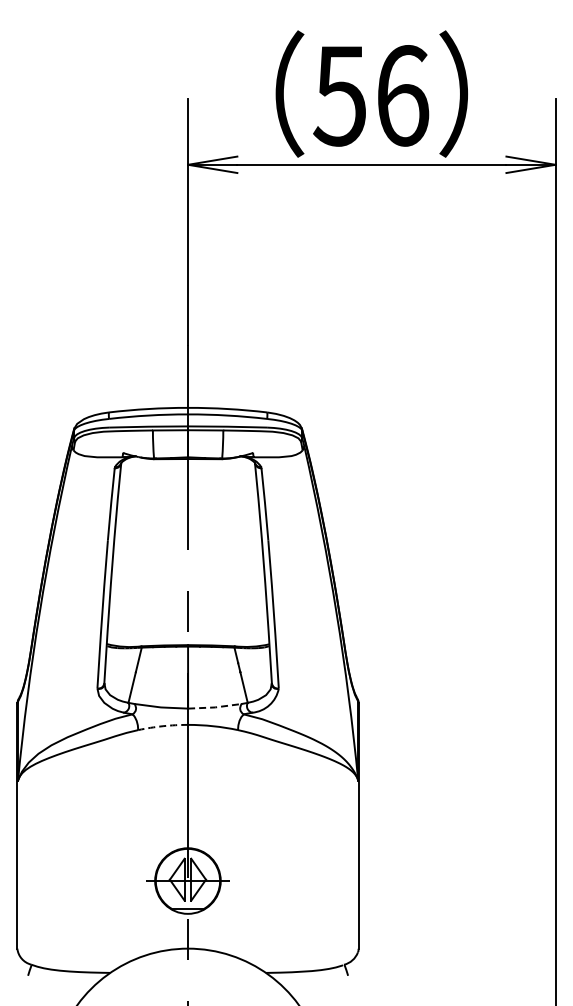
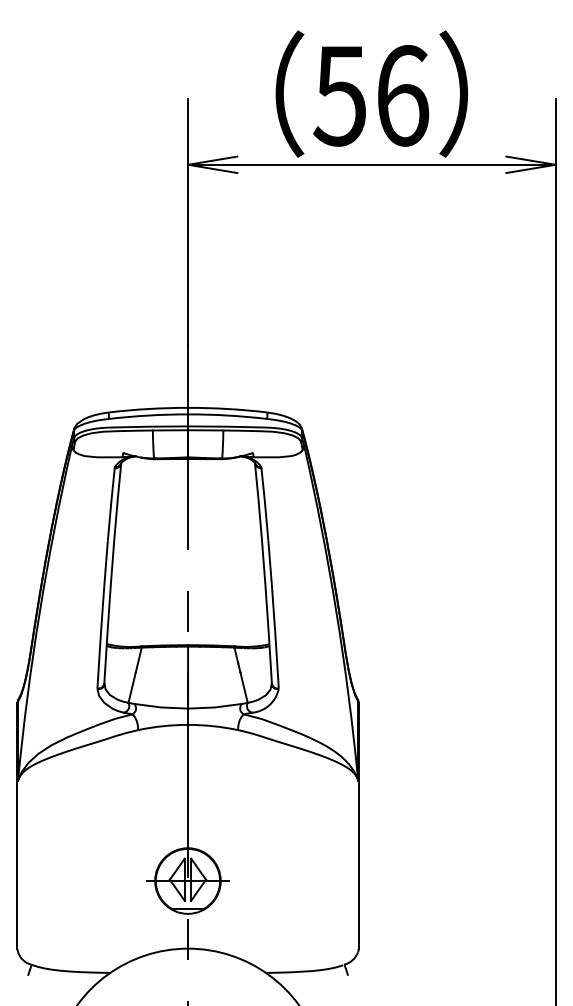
line: dashed -> solid (215, 707)
arc: dashed -> solid (163, 726)
